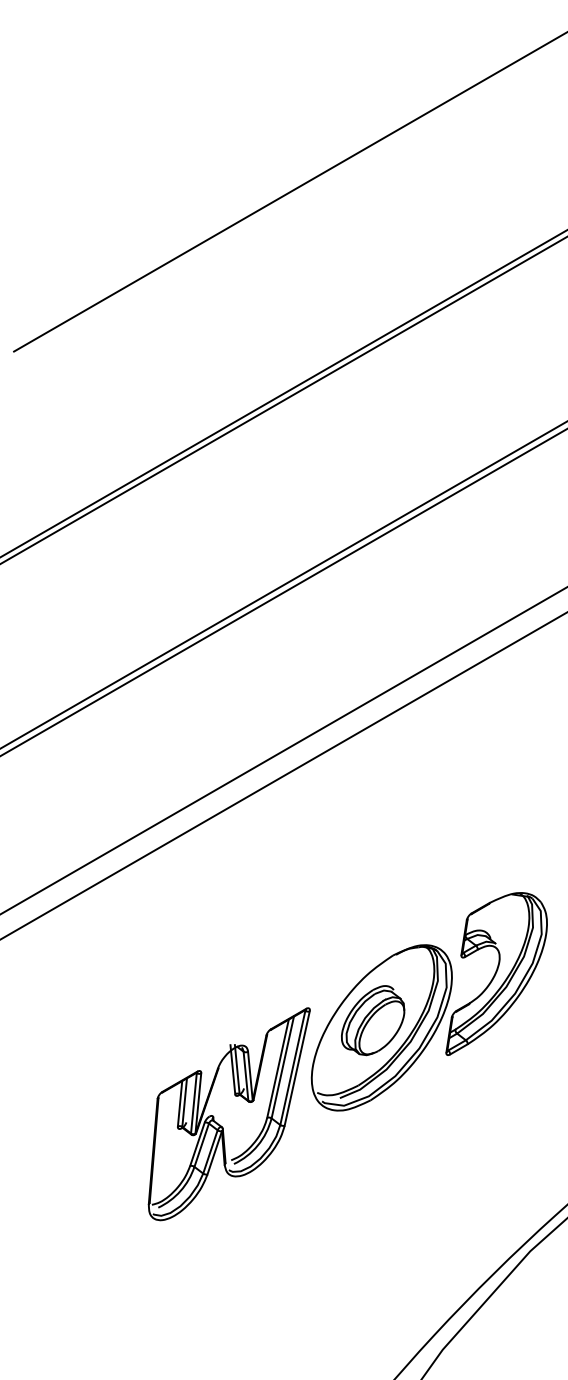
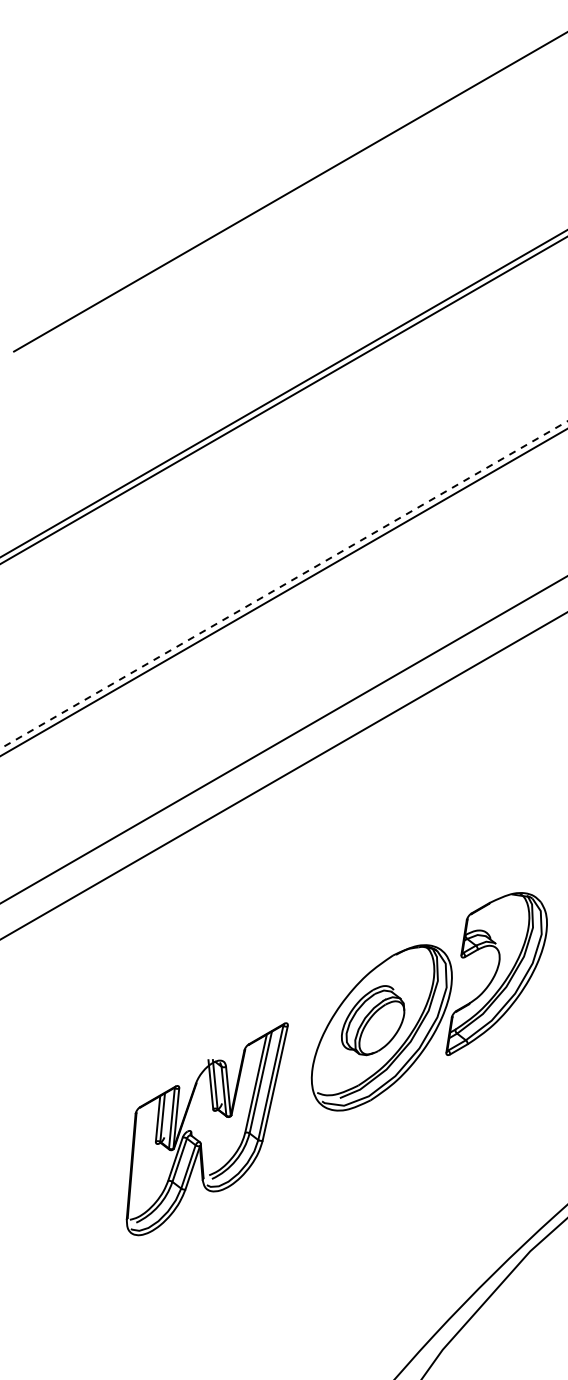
line: solid -> dashed (283, 585)
line position: (283, 750) -> (283, 740) (283, 740)
part position: (228, 1114) -> (206, 1129) (206, 1129)
